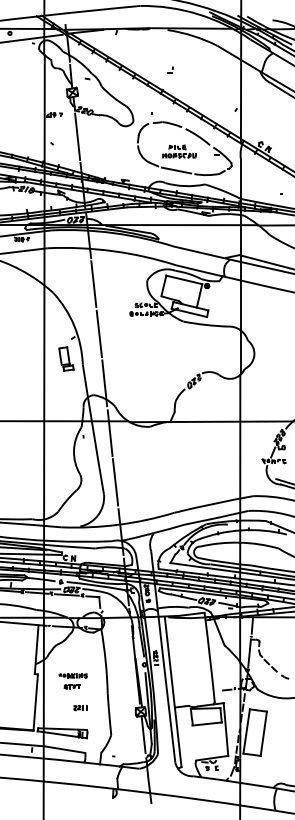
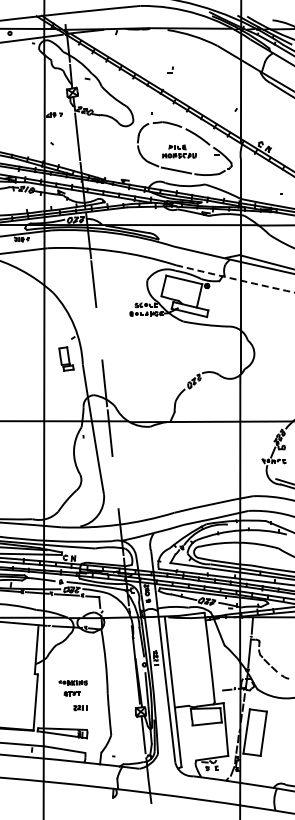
arc: solid -> dashed (236, 279)
line: present -> none (98, 333)
line: present -> none (115, 482)
part position: (72, 681) -> (72, 688) (72, 688)
